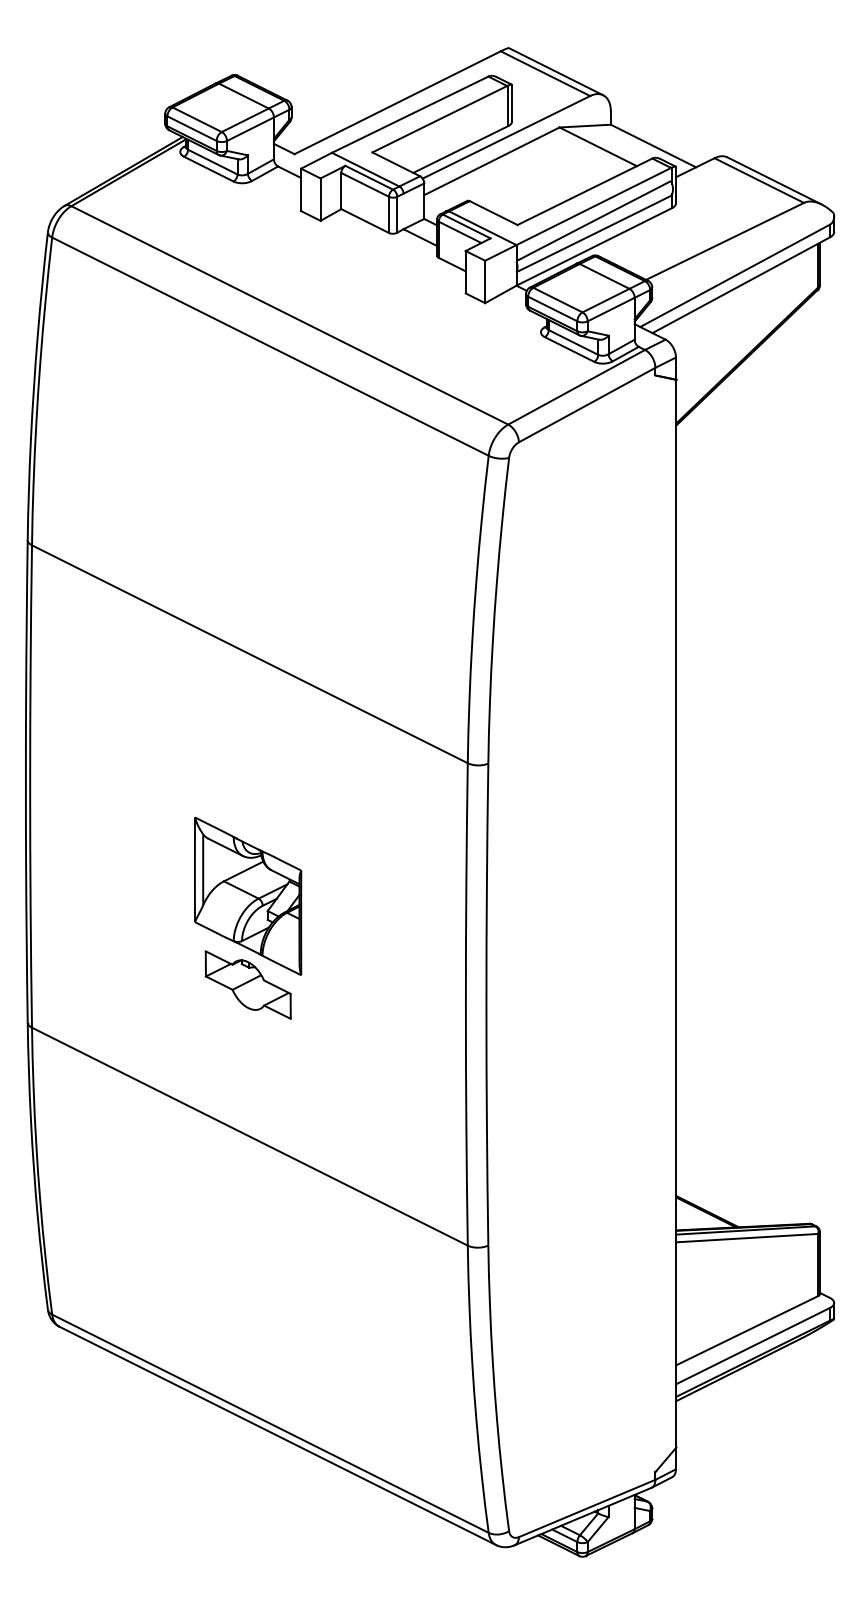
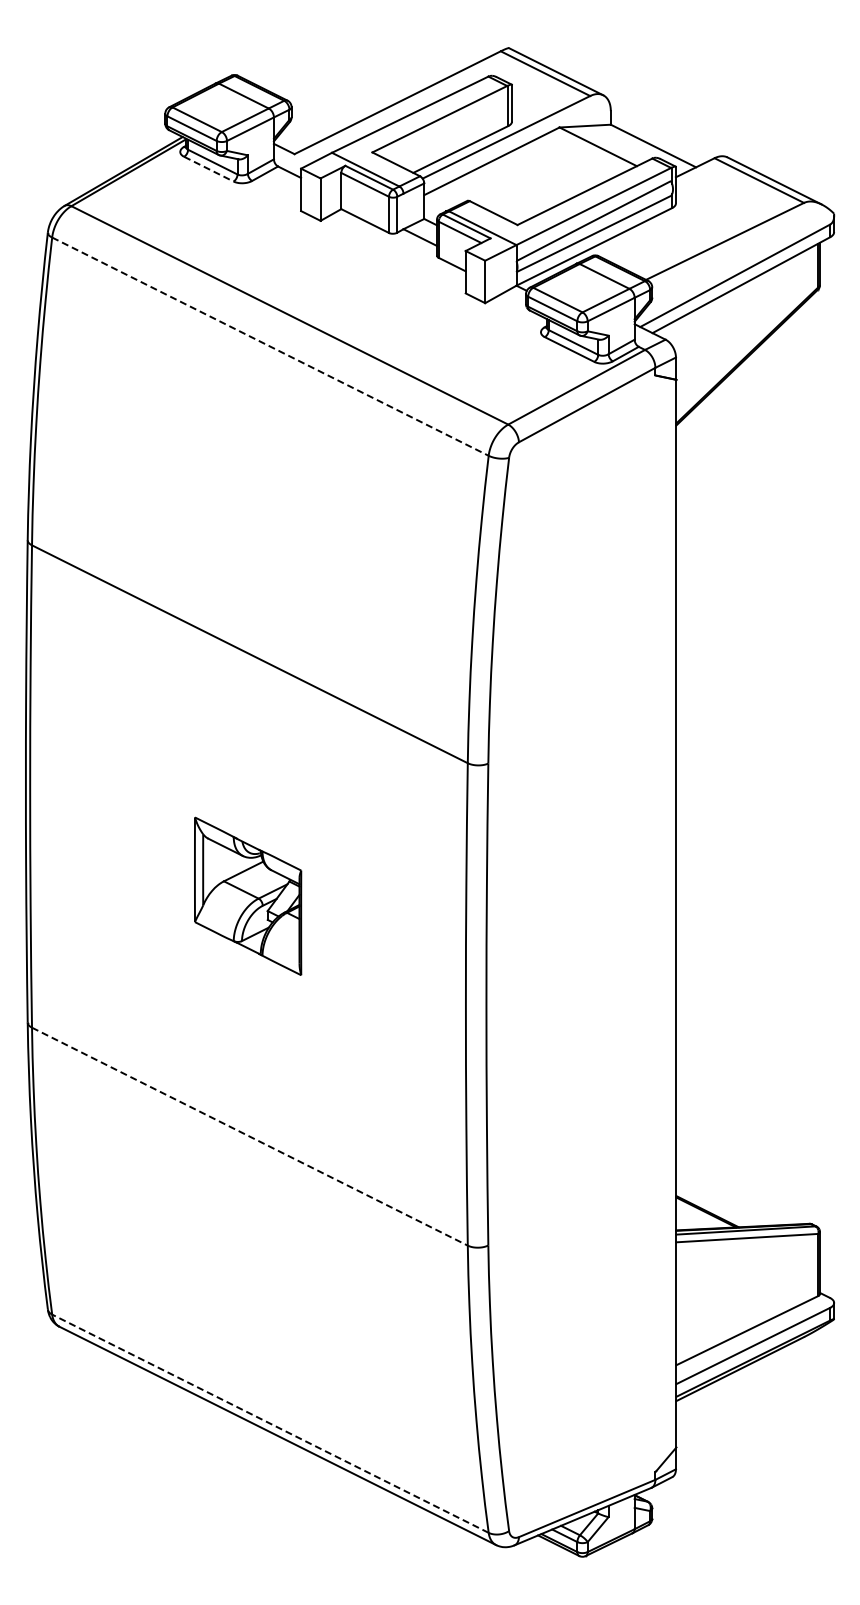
line: solid -> dashed (208, 169)
line: solid -> dashed (270, 346)
part: present -> none (247, 984)
line: solid -> dashed (249, 1136)
line: solid -> dashed (270, 1423)
